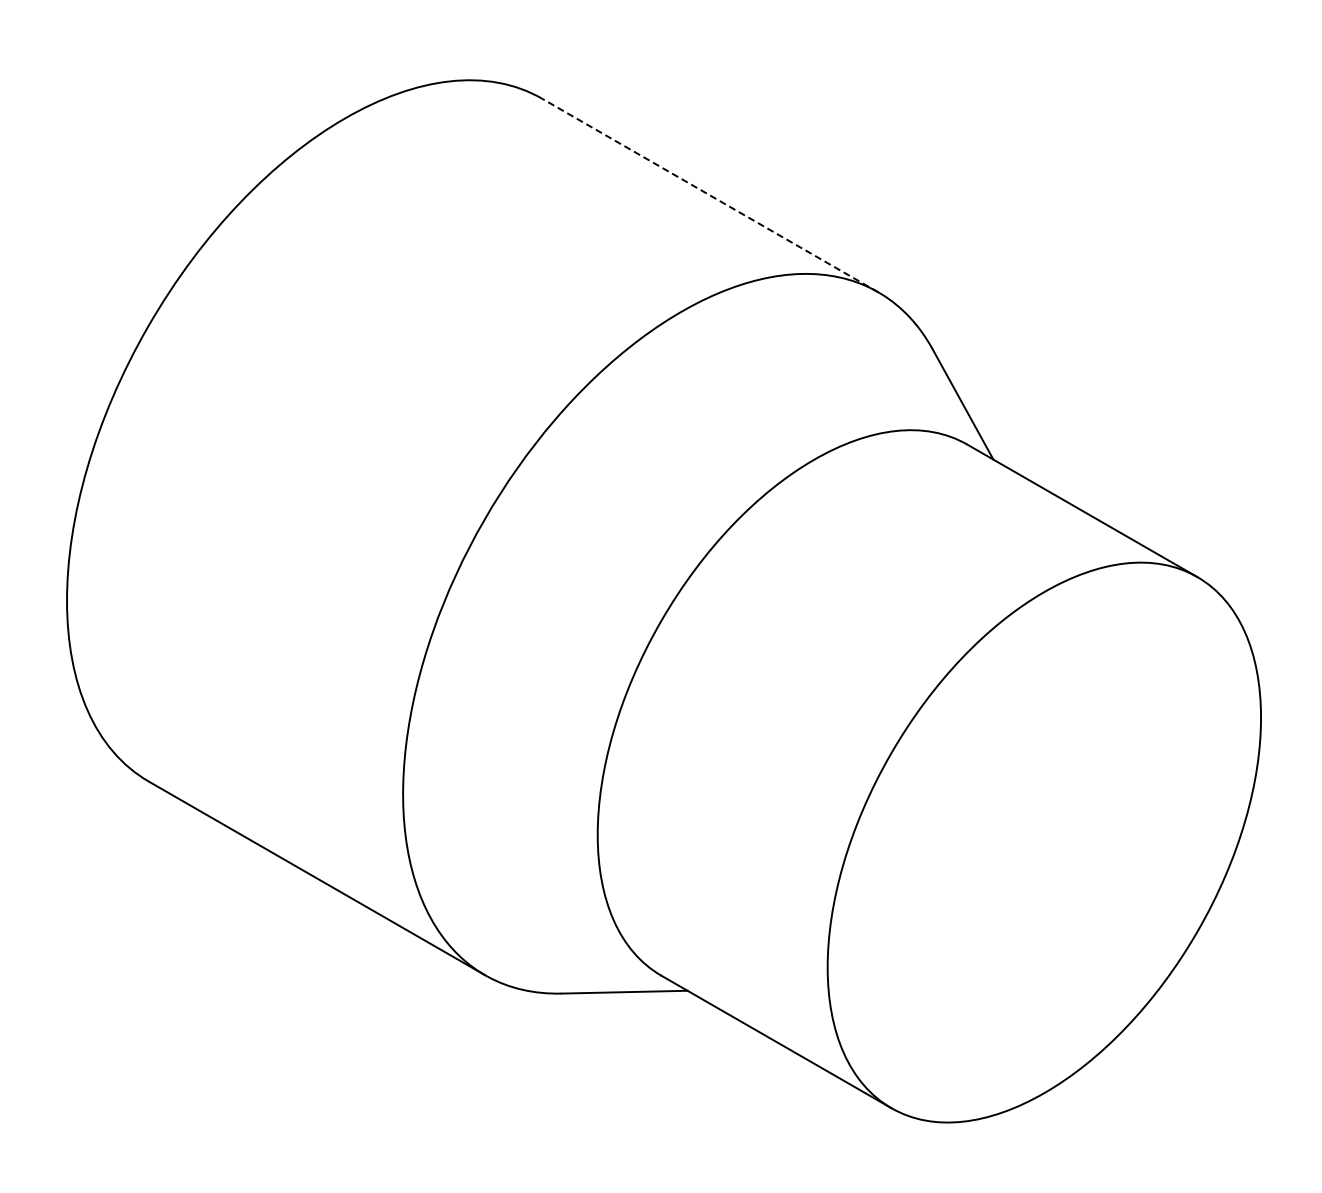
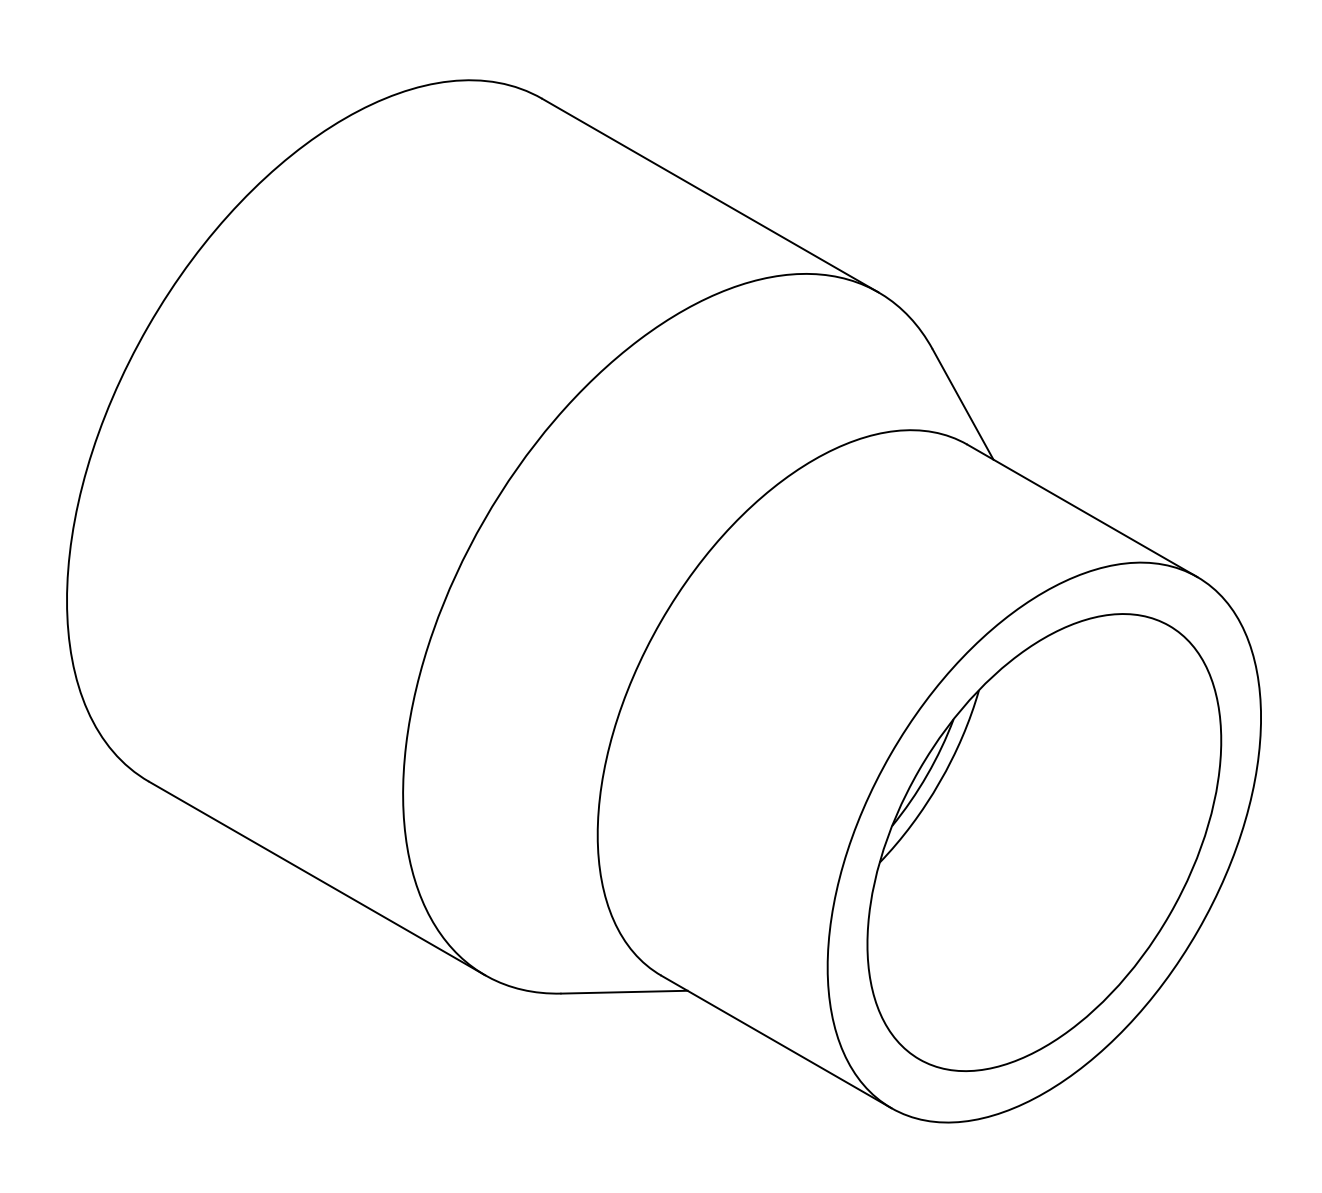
line: dashed -> solid (710, 195)
part: none -> present (1044, 842)
